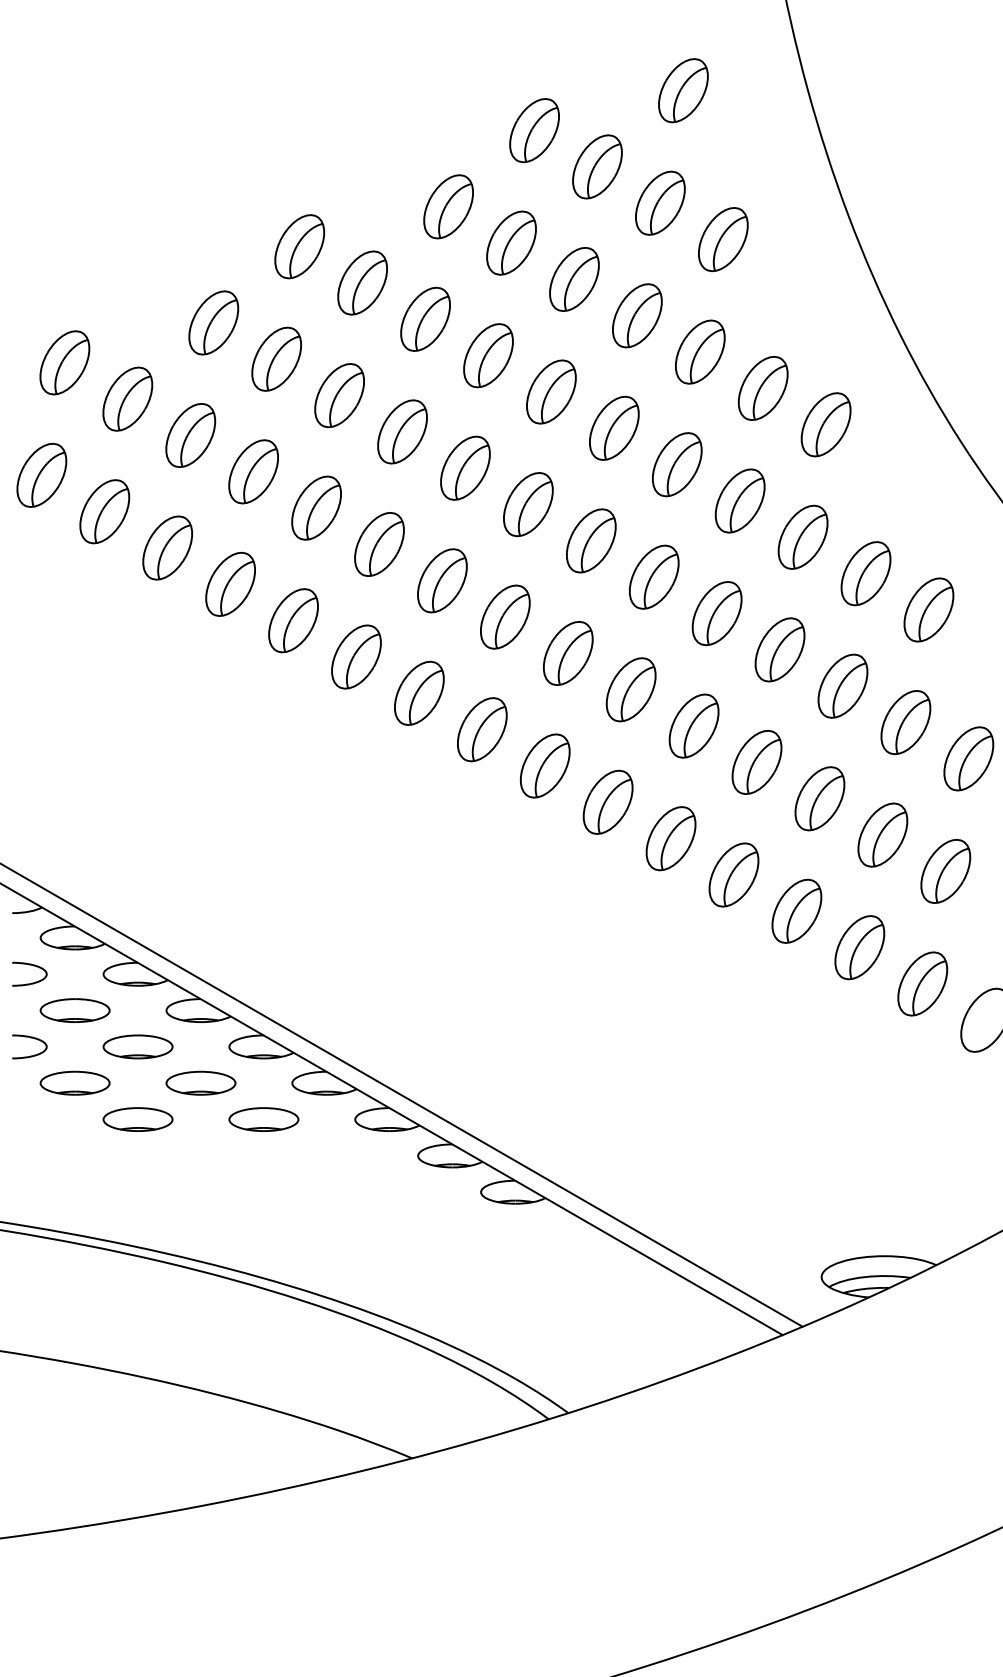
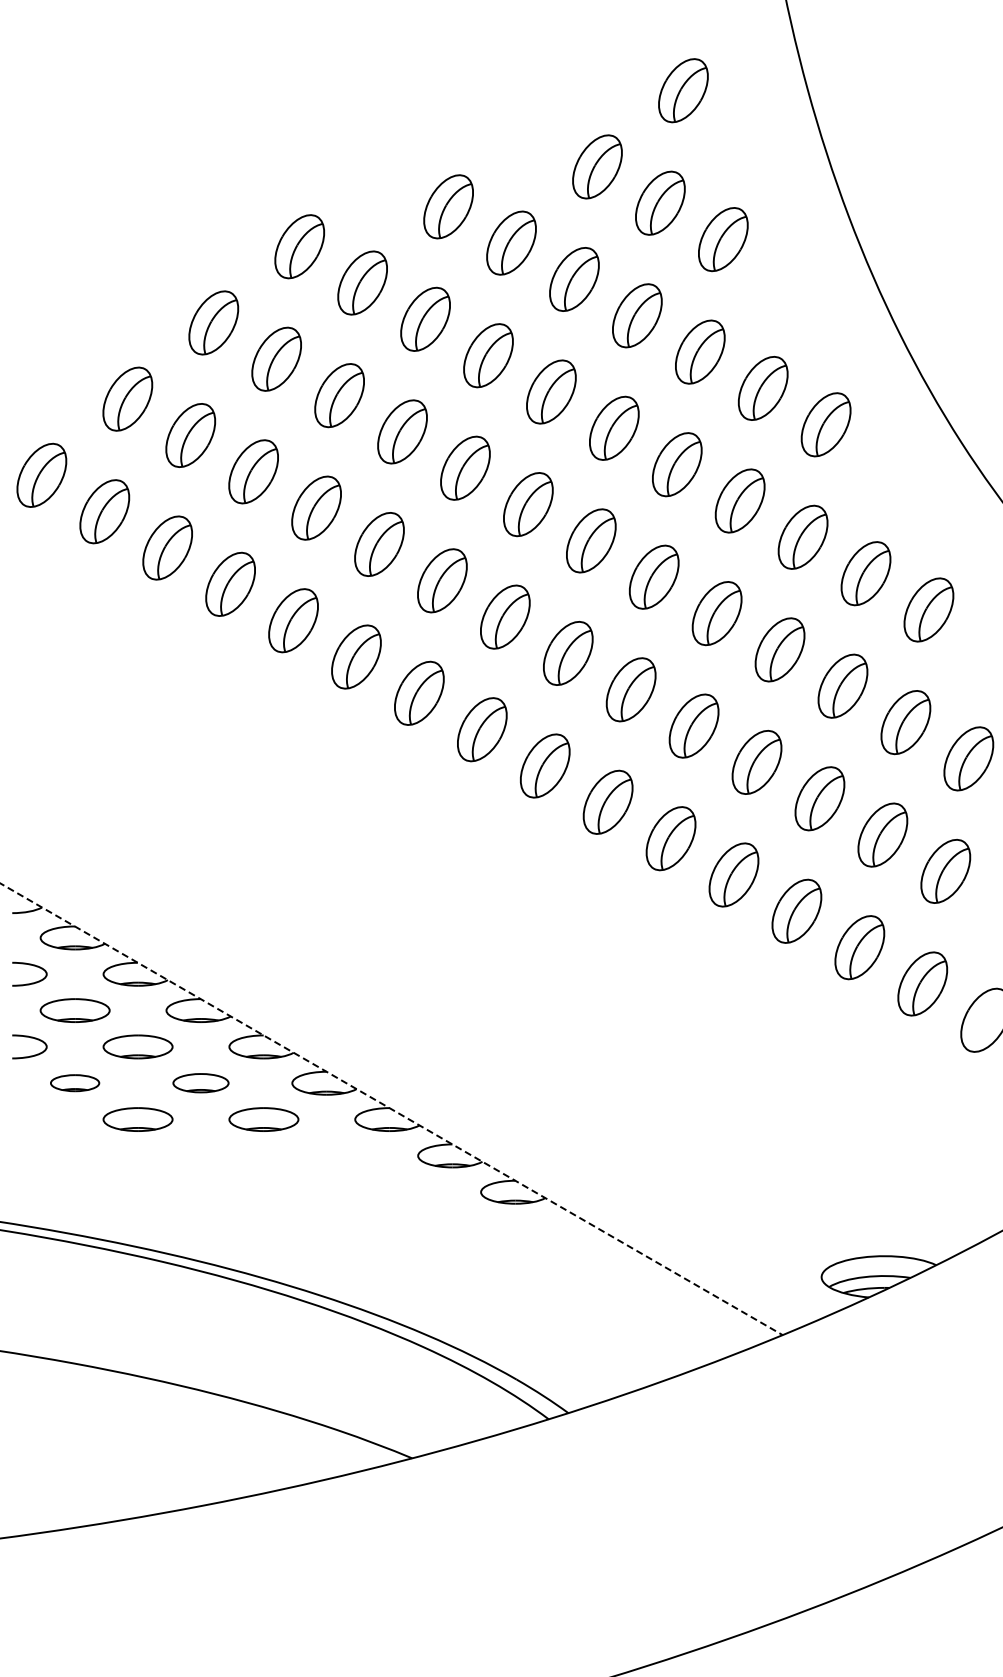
part: present -> none (534, 130)
part: present -> none (64, 362)
part size: 72x26 px -> 51x19 px (75, 1083)
part size: 72x26 px -> 58x21 px (200, 1083)
line: present -> none (402, 1095)
line: solid -> dashed (392, 1109)
